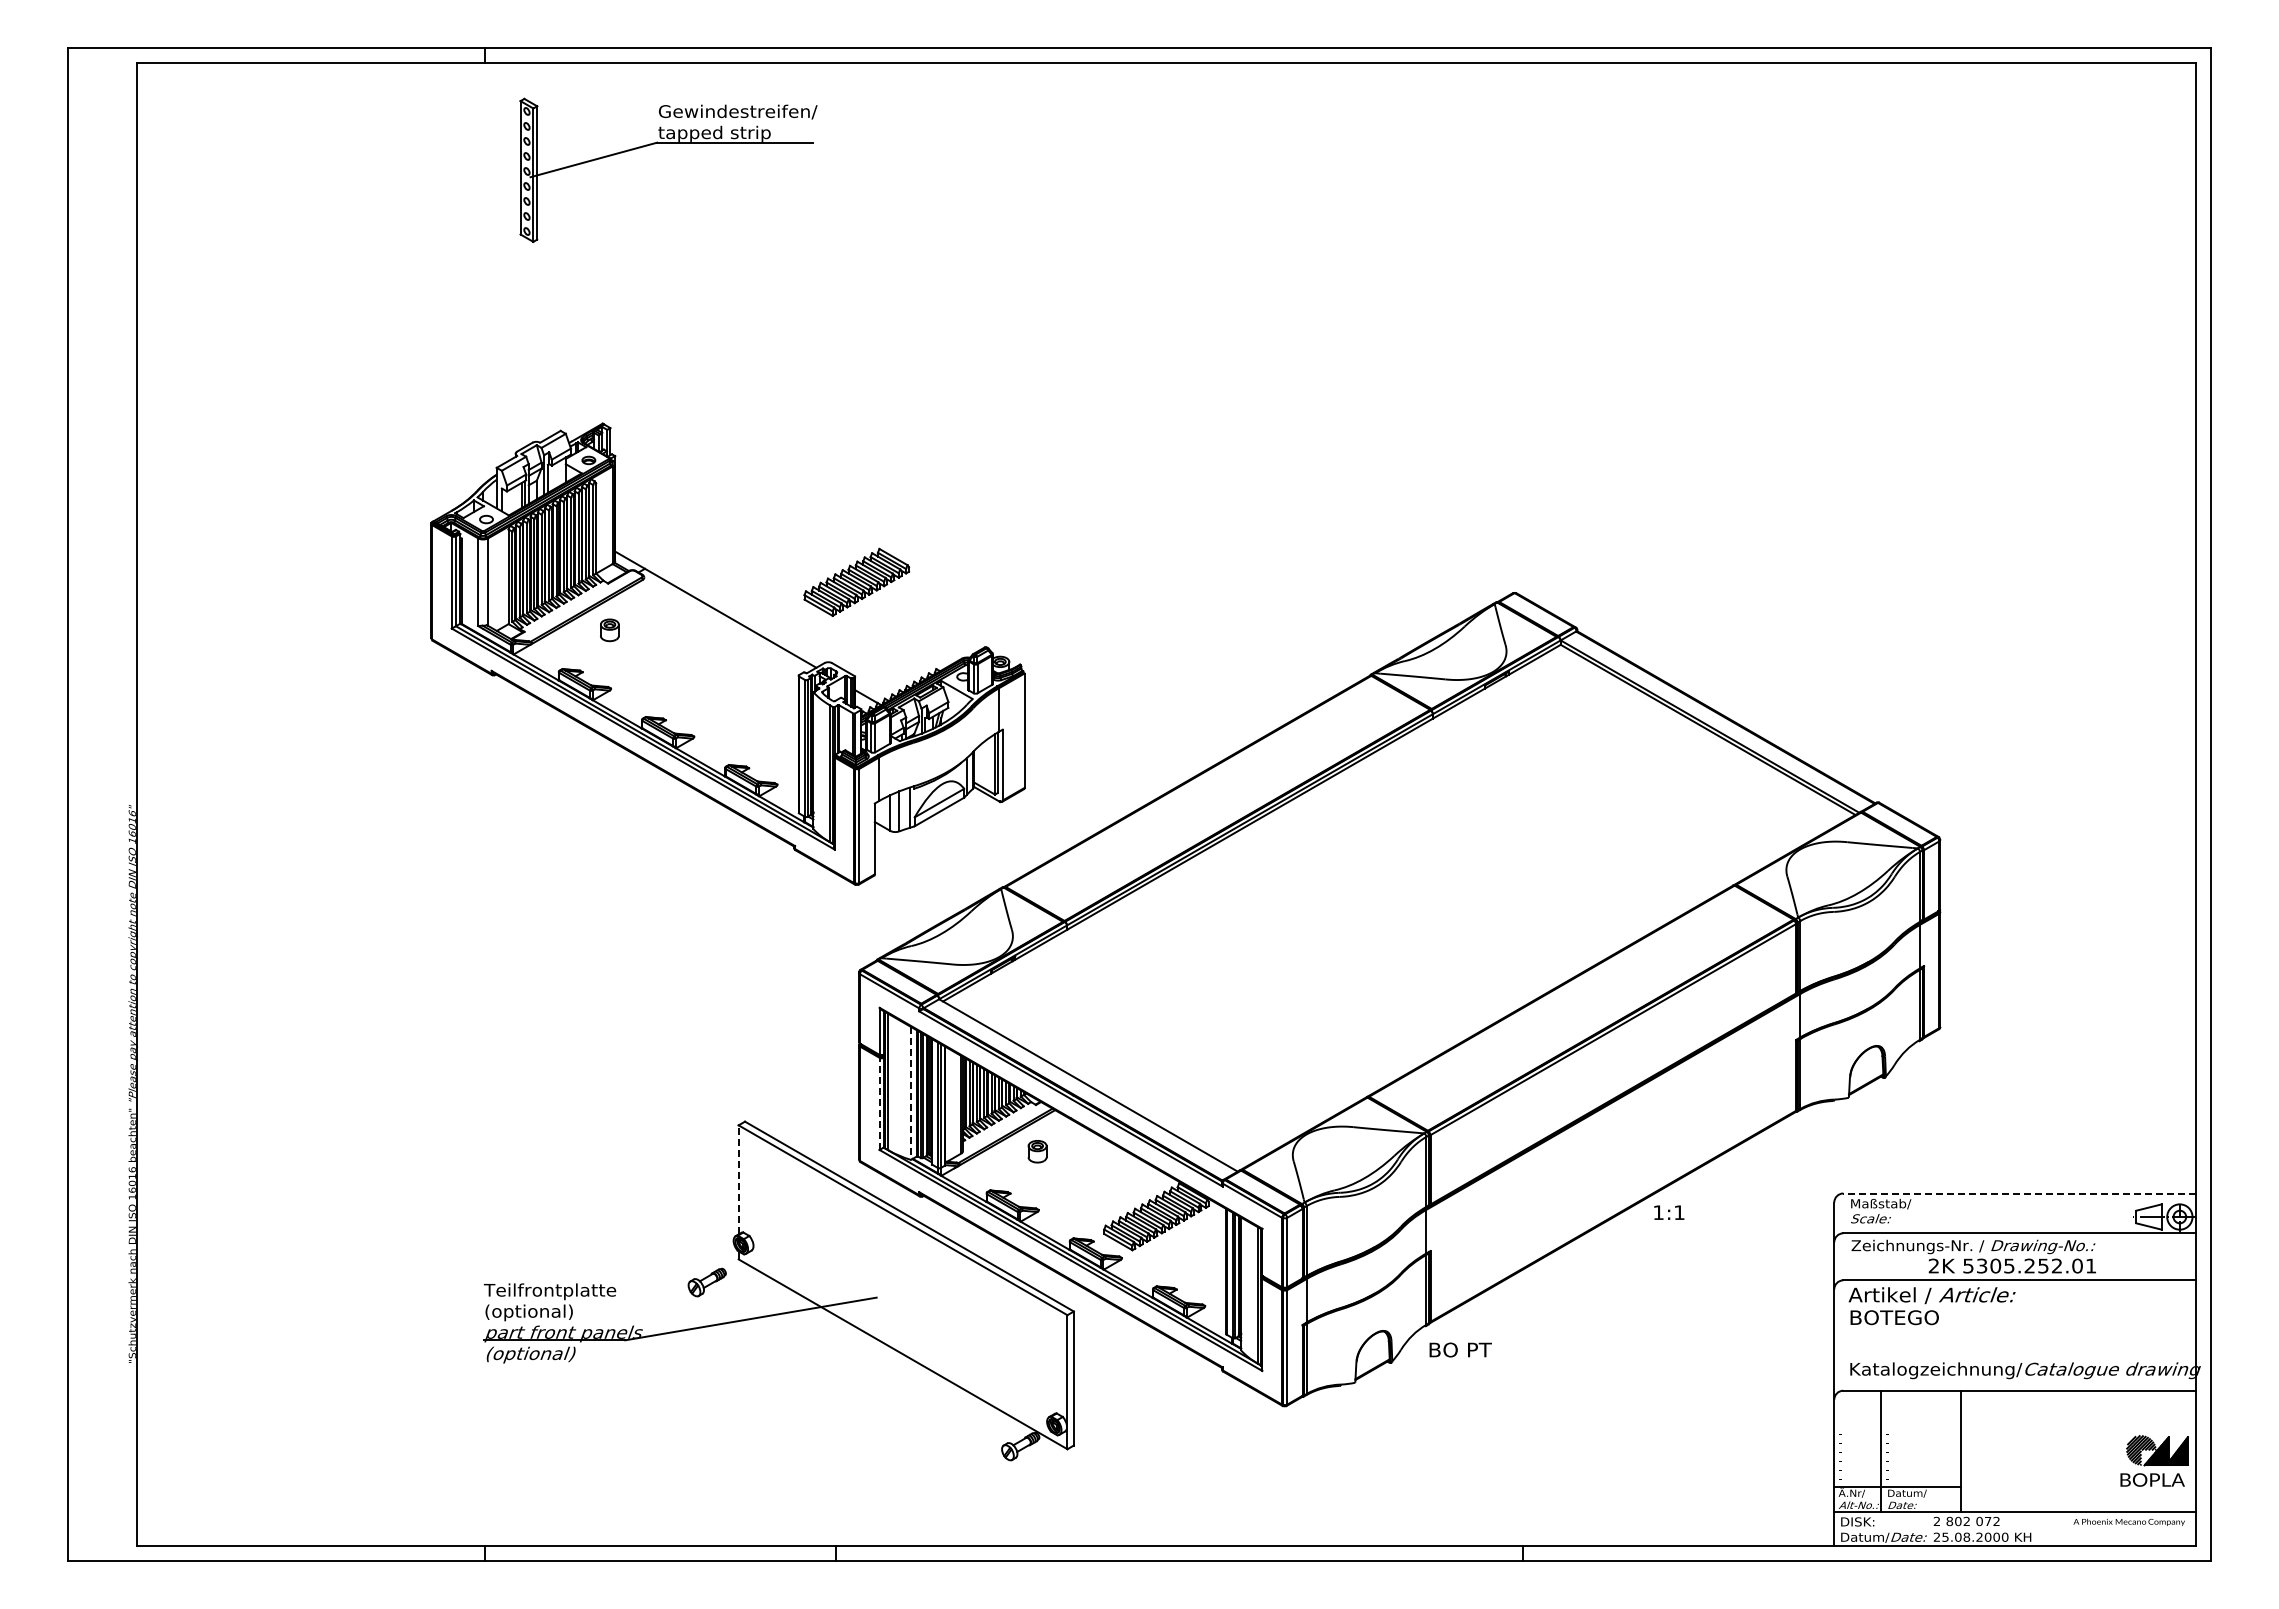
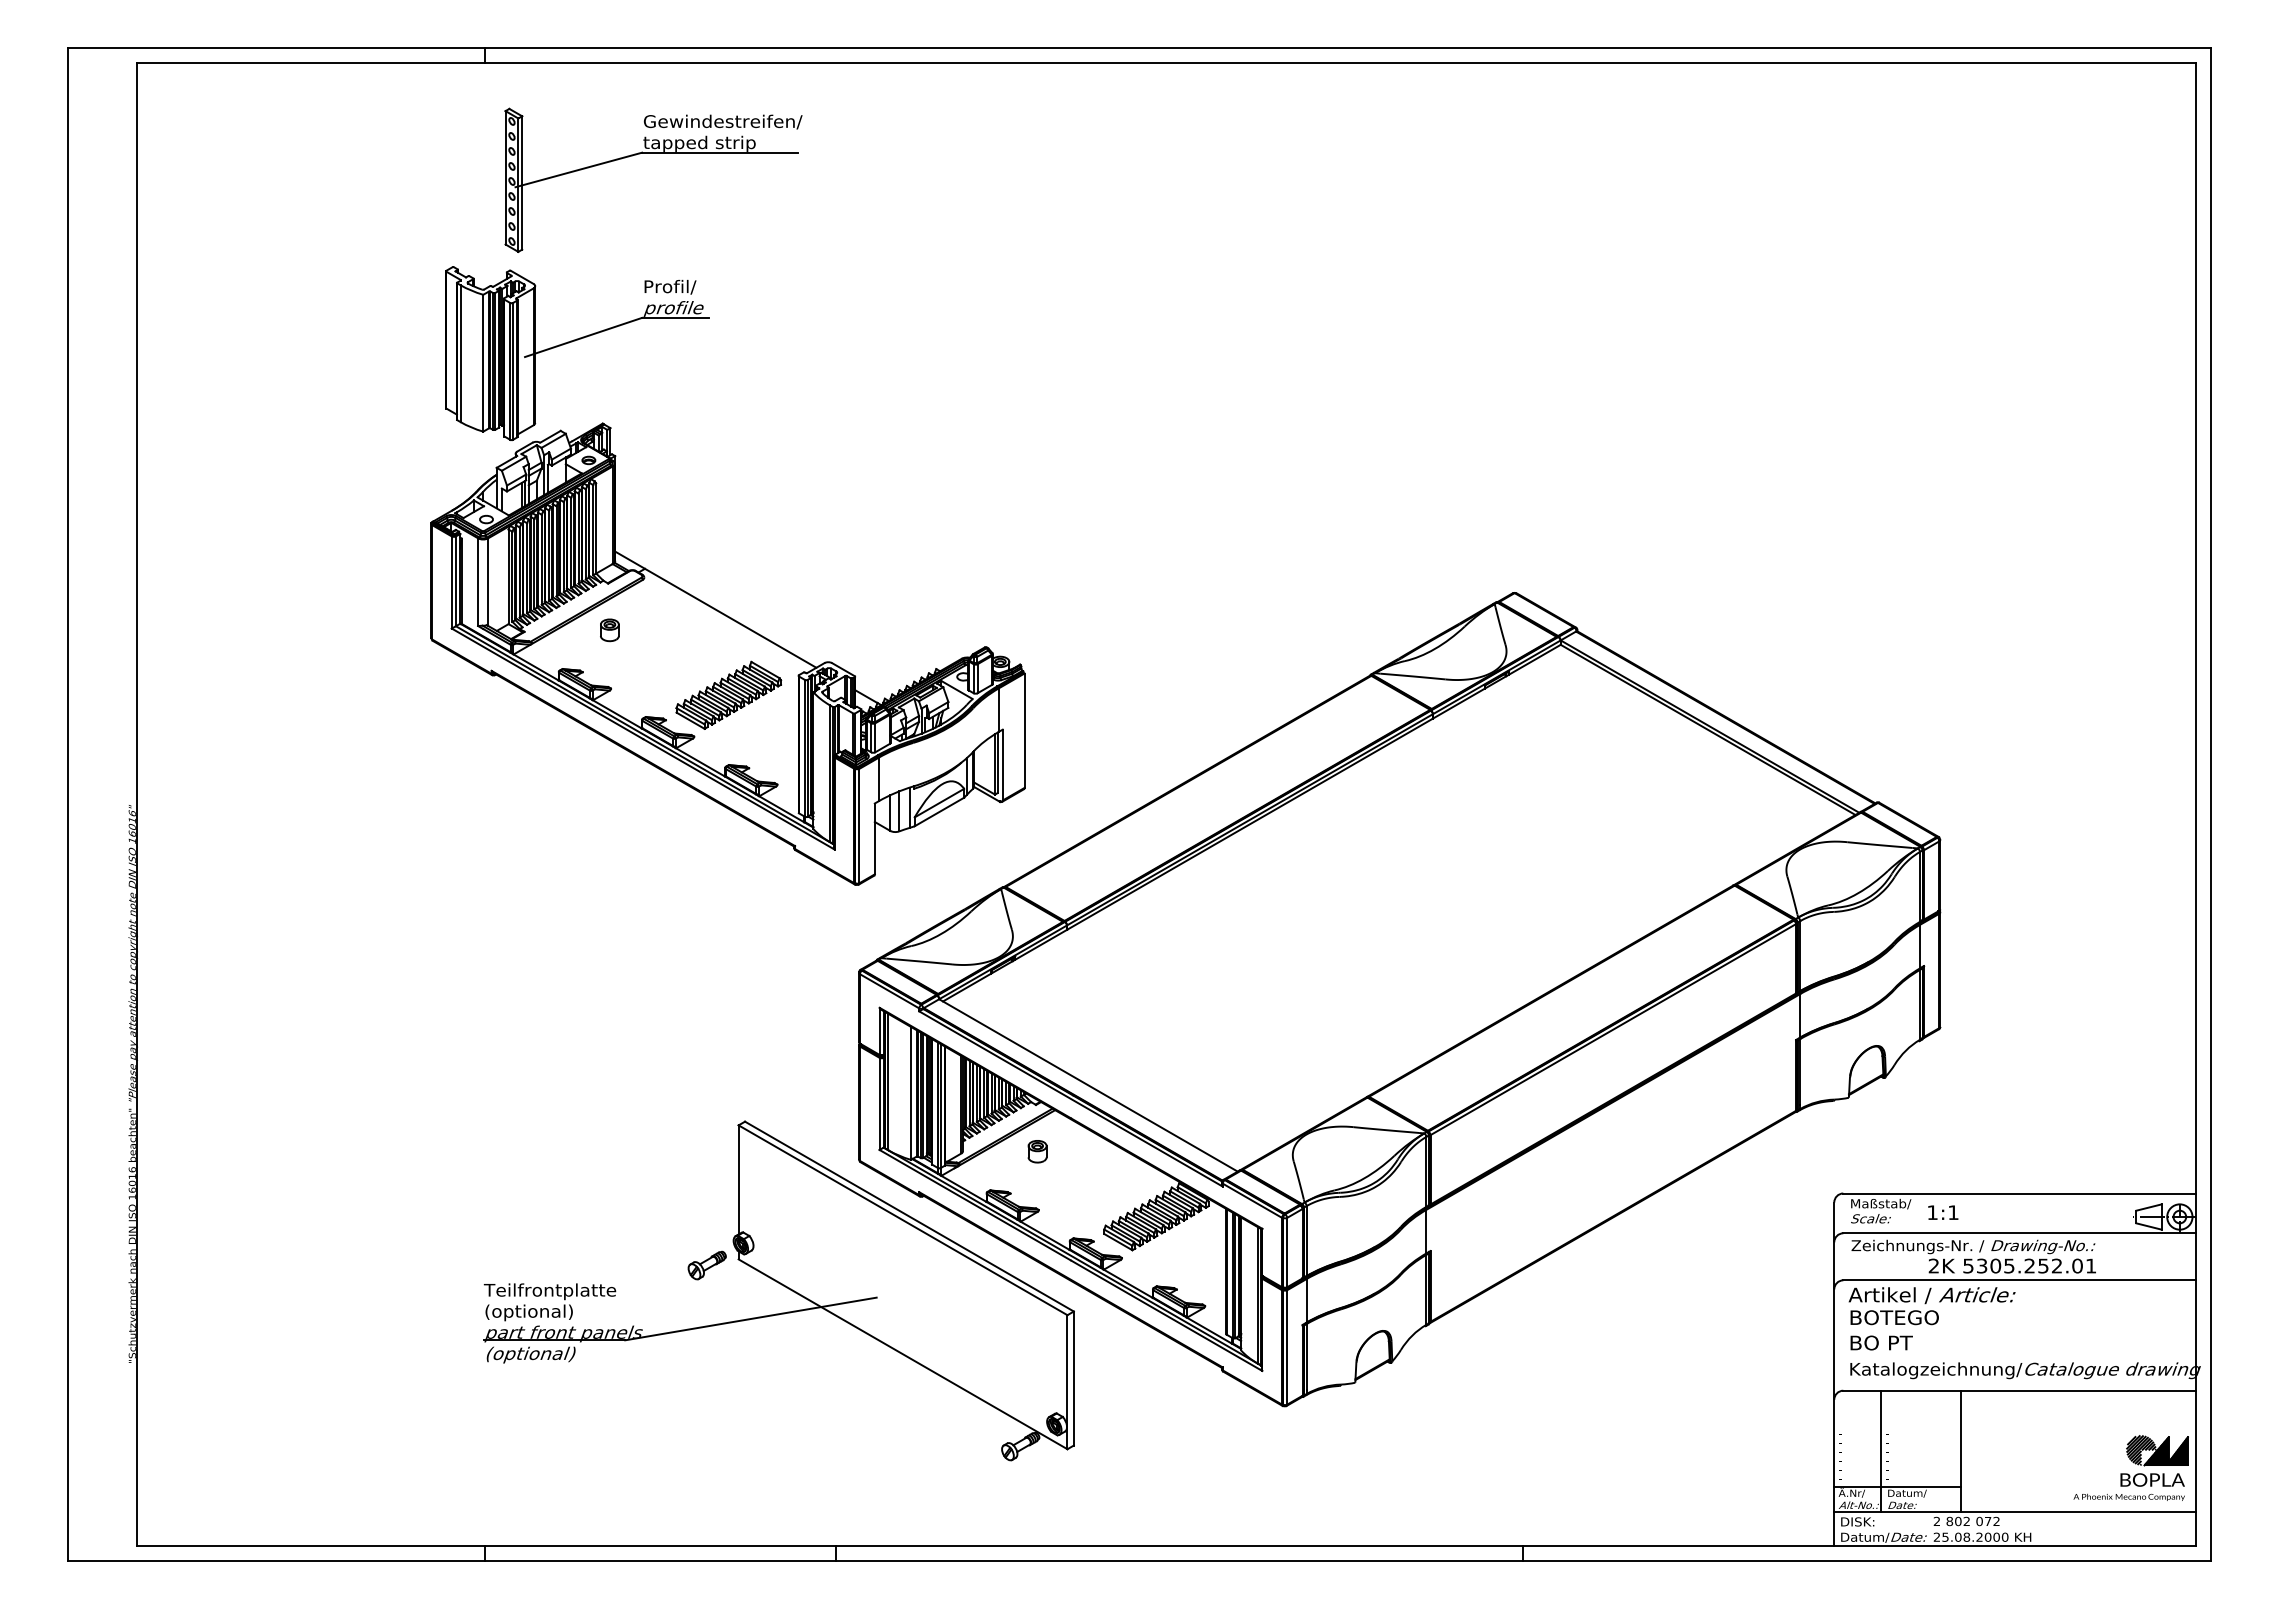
part position: (668, 143) -> (653, 153) (653, 153)
part: none -> present (572, 342)
part position: (856, 581) -> (728, 694) (728, 694)
line: dashed -> solid (911, 1093)
line: dashed -> solid (879, 1103)
line: dashed -> solid (738, 1179)
line: dashed -> solid (2019, 1193)
text position: (1669, 1212) -> (1943, 1212) (1943, 1212)
part position: (706, 1282) -> (706, 1265) (706, 1265)
text position: (1460, 1349) -> (1881, 1342) (1881, 1342)
text position: (2128, 1521) -> (2128, 1496) (2128, 1496)
